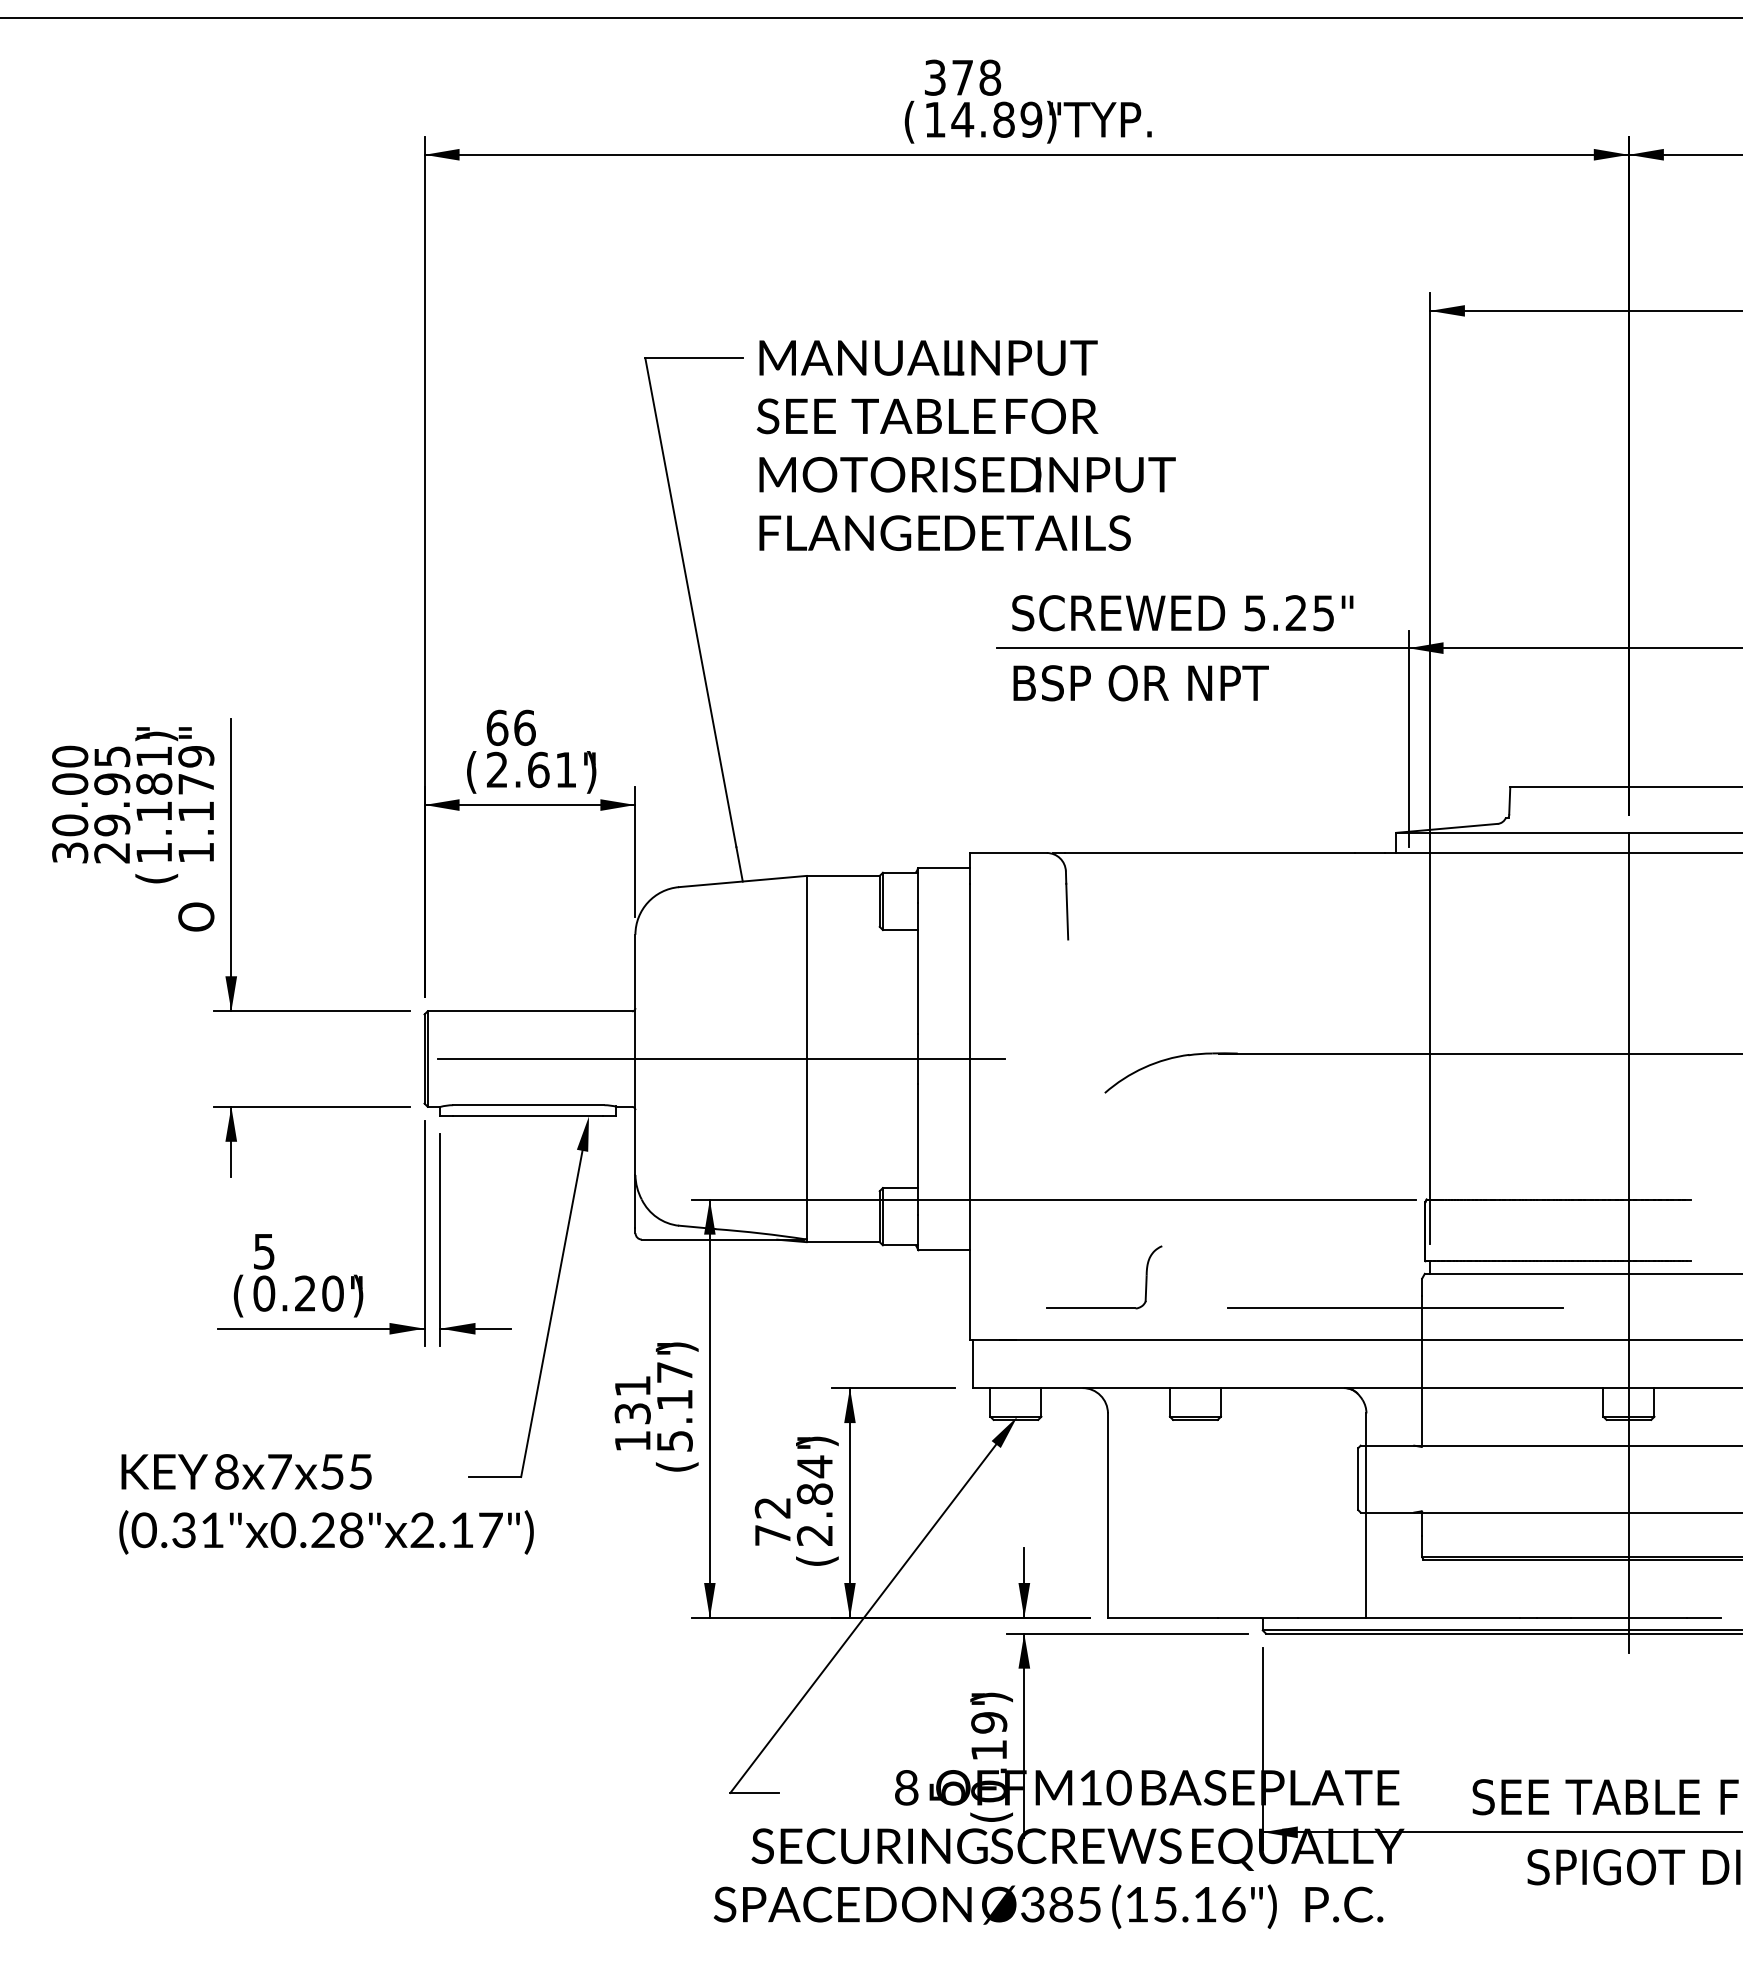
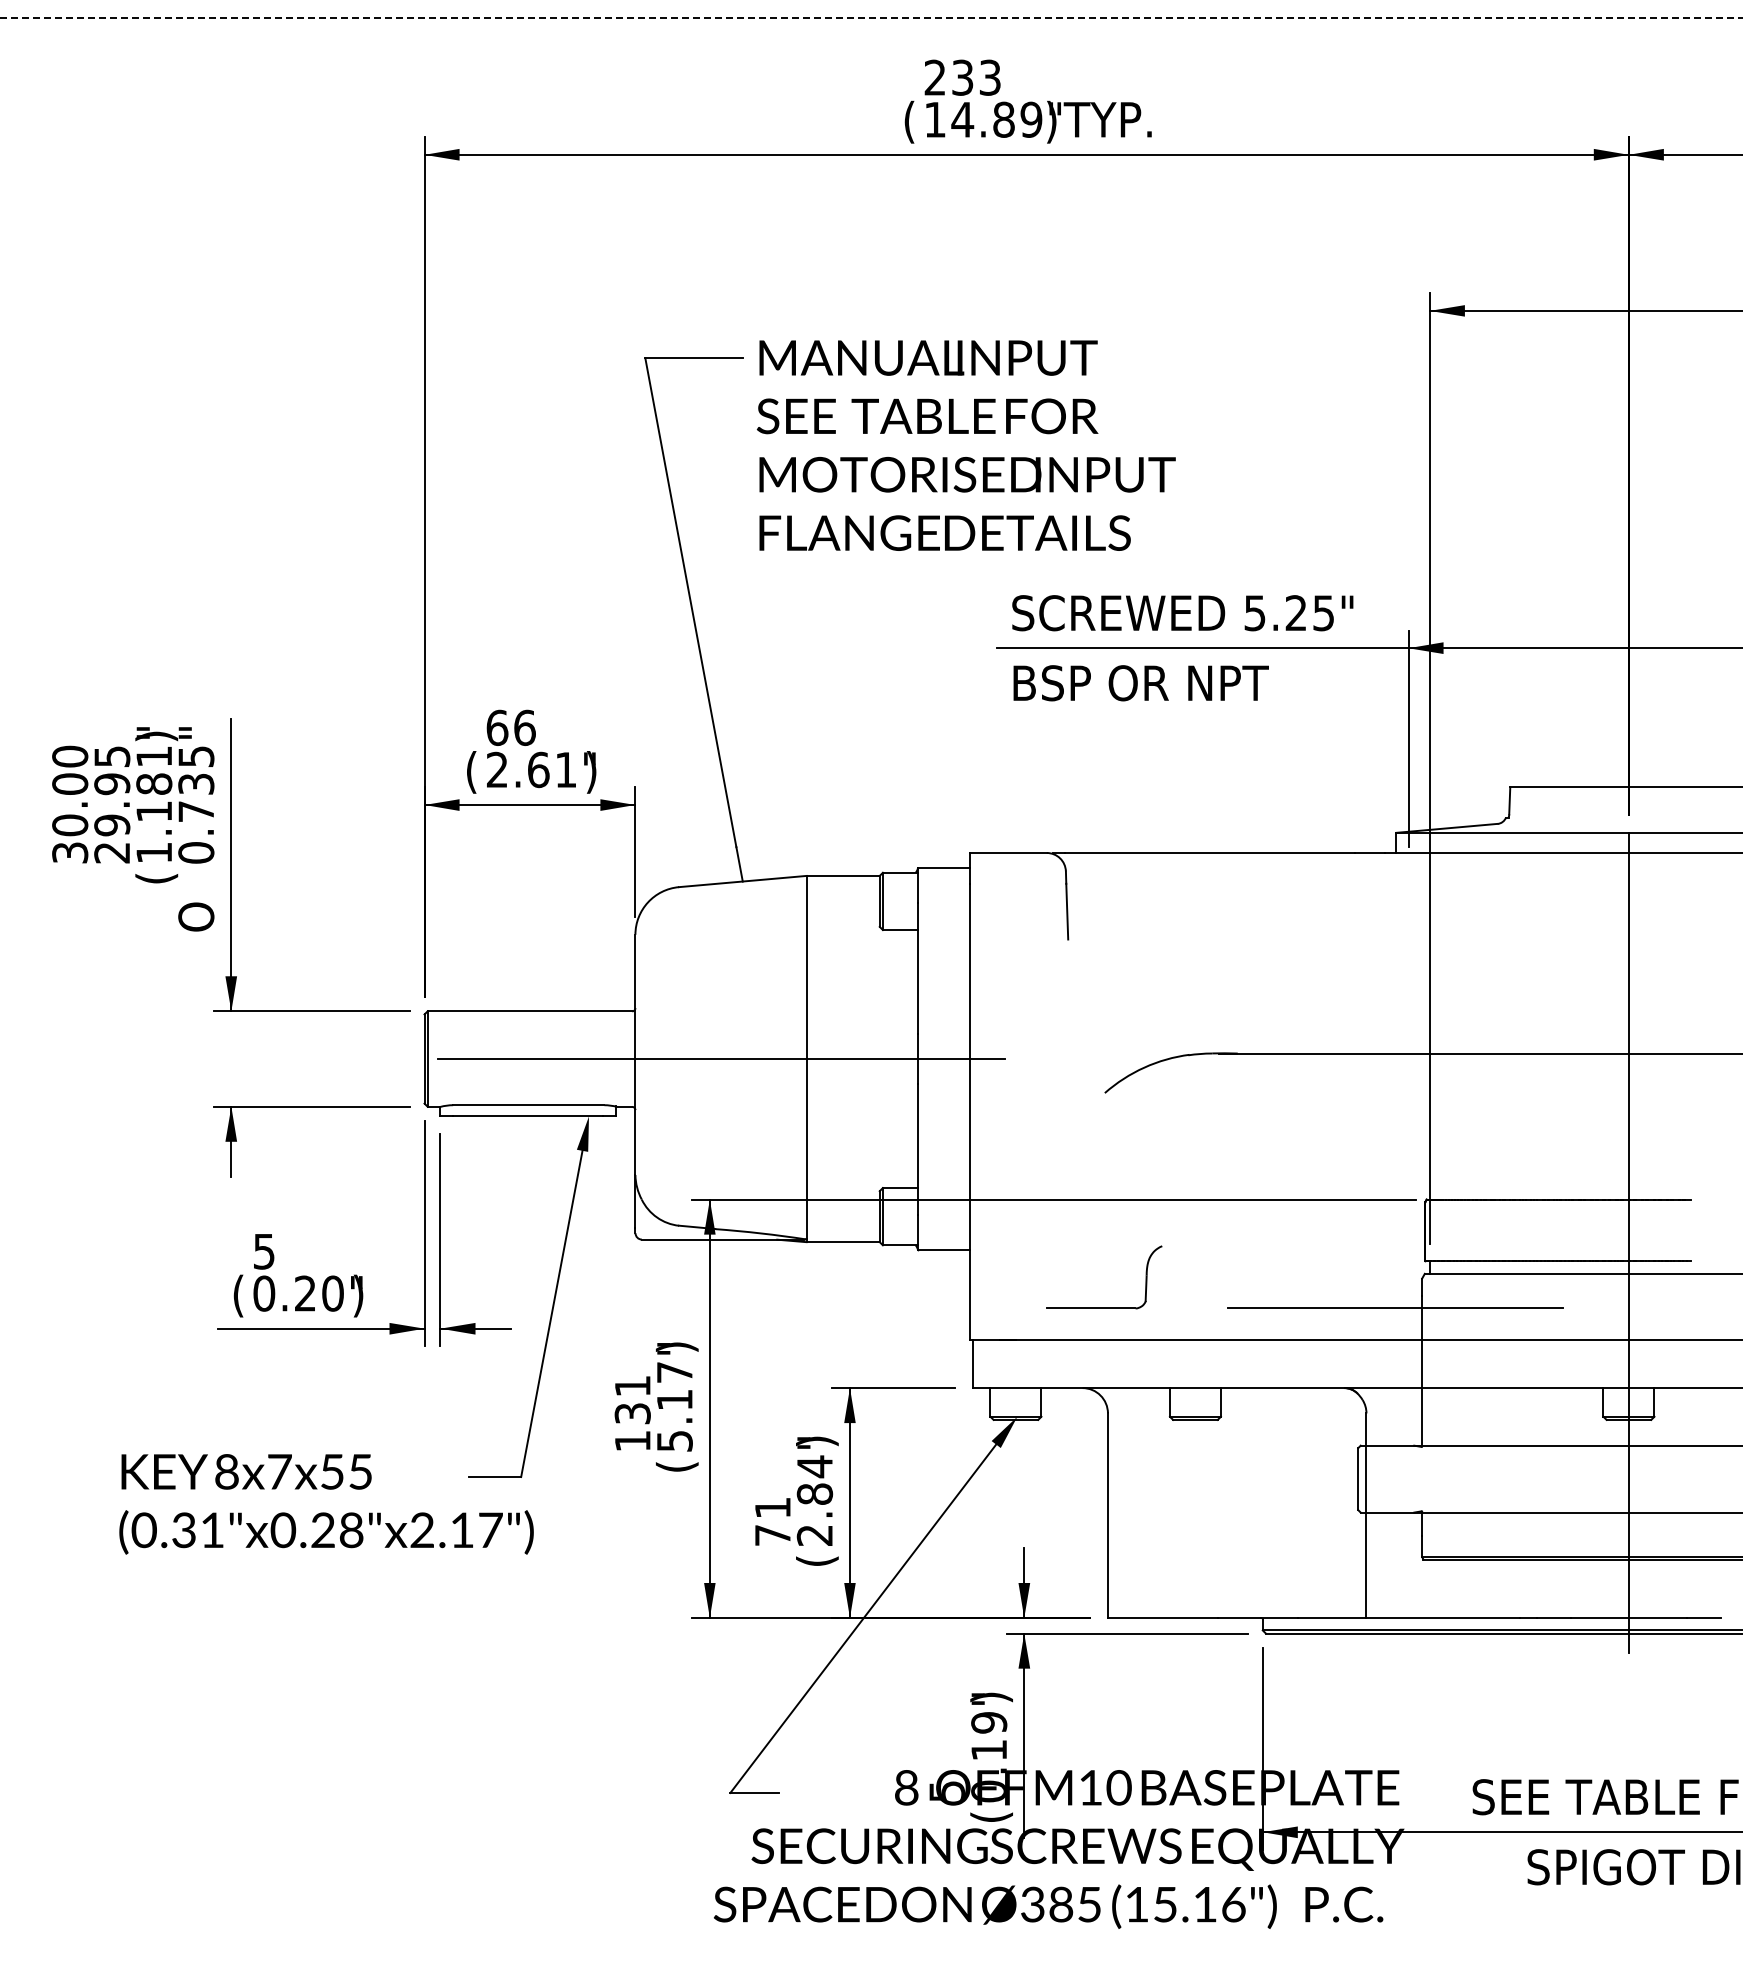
line: solid -> dashed (871, 18)
text: 378 -> 233 (962, 77)
text: 1.179" -> 0.735" (196, 804)
text: 72 -> 71 (772, 1508)
